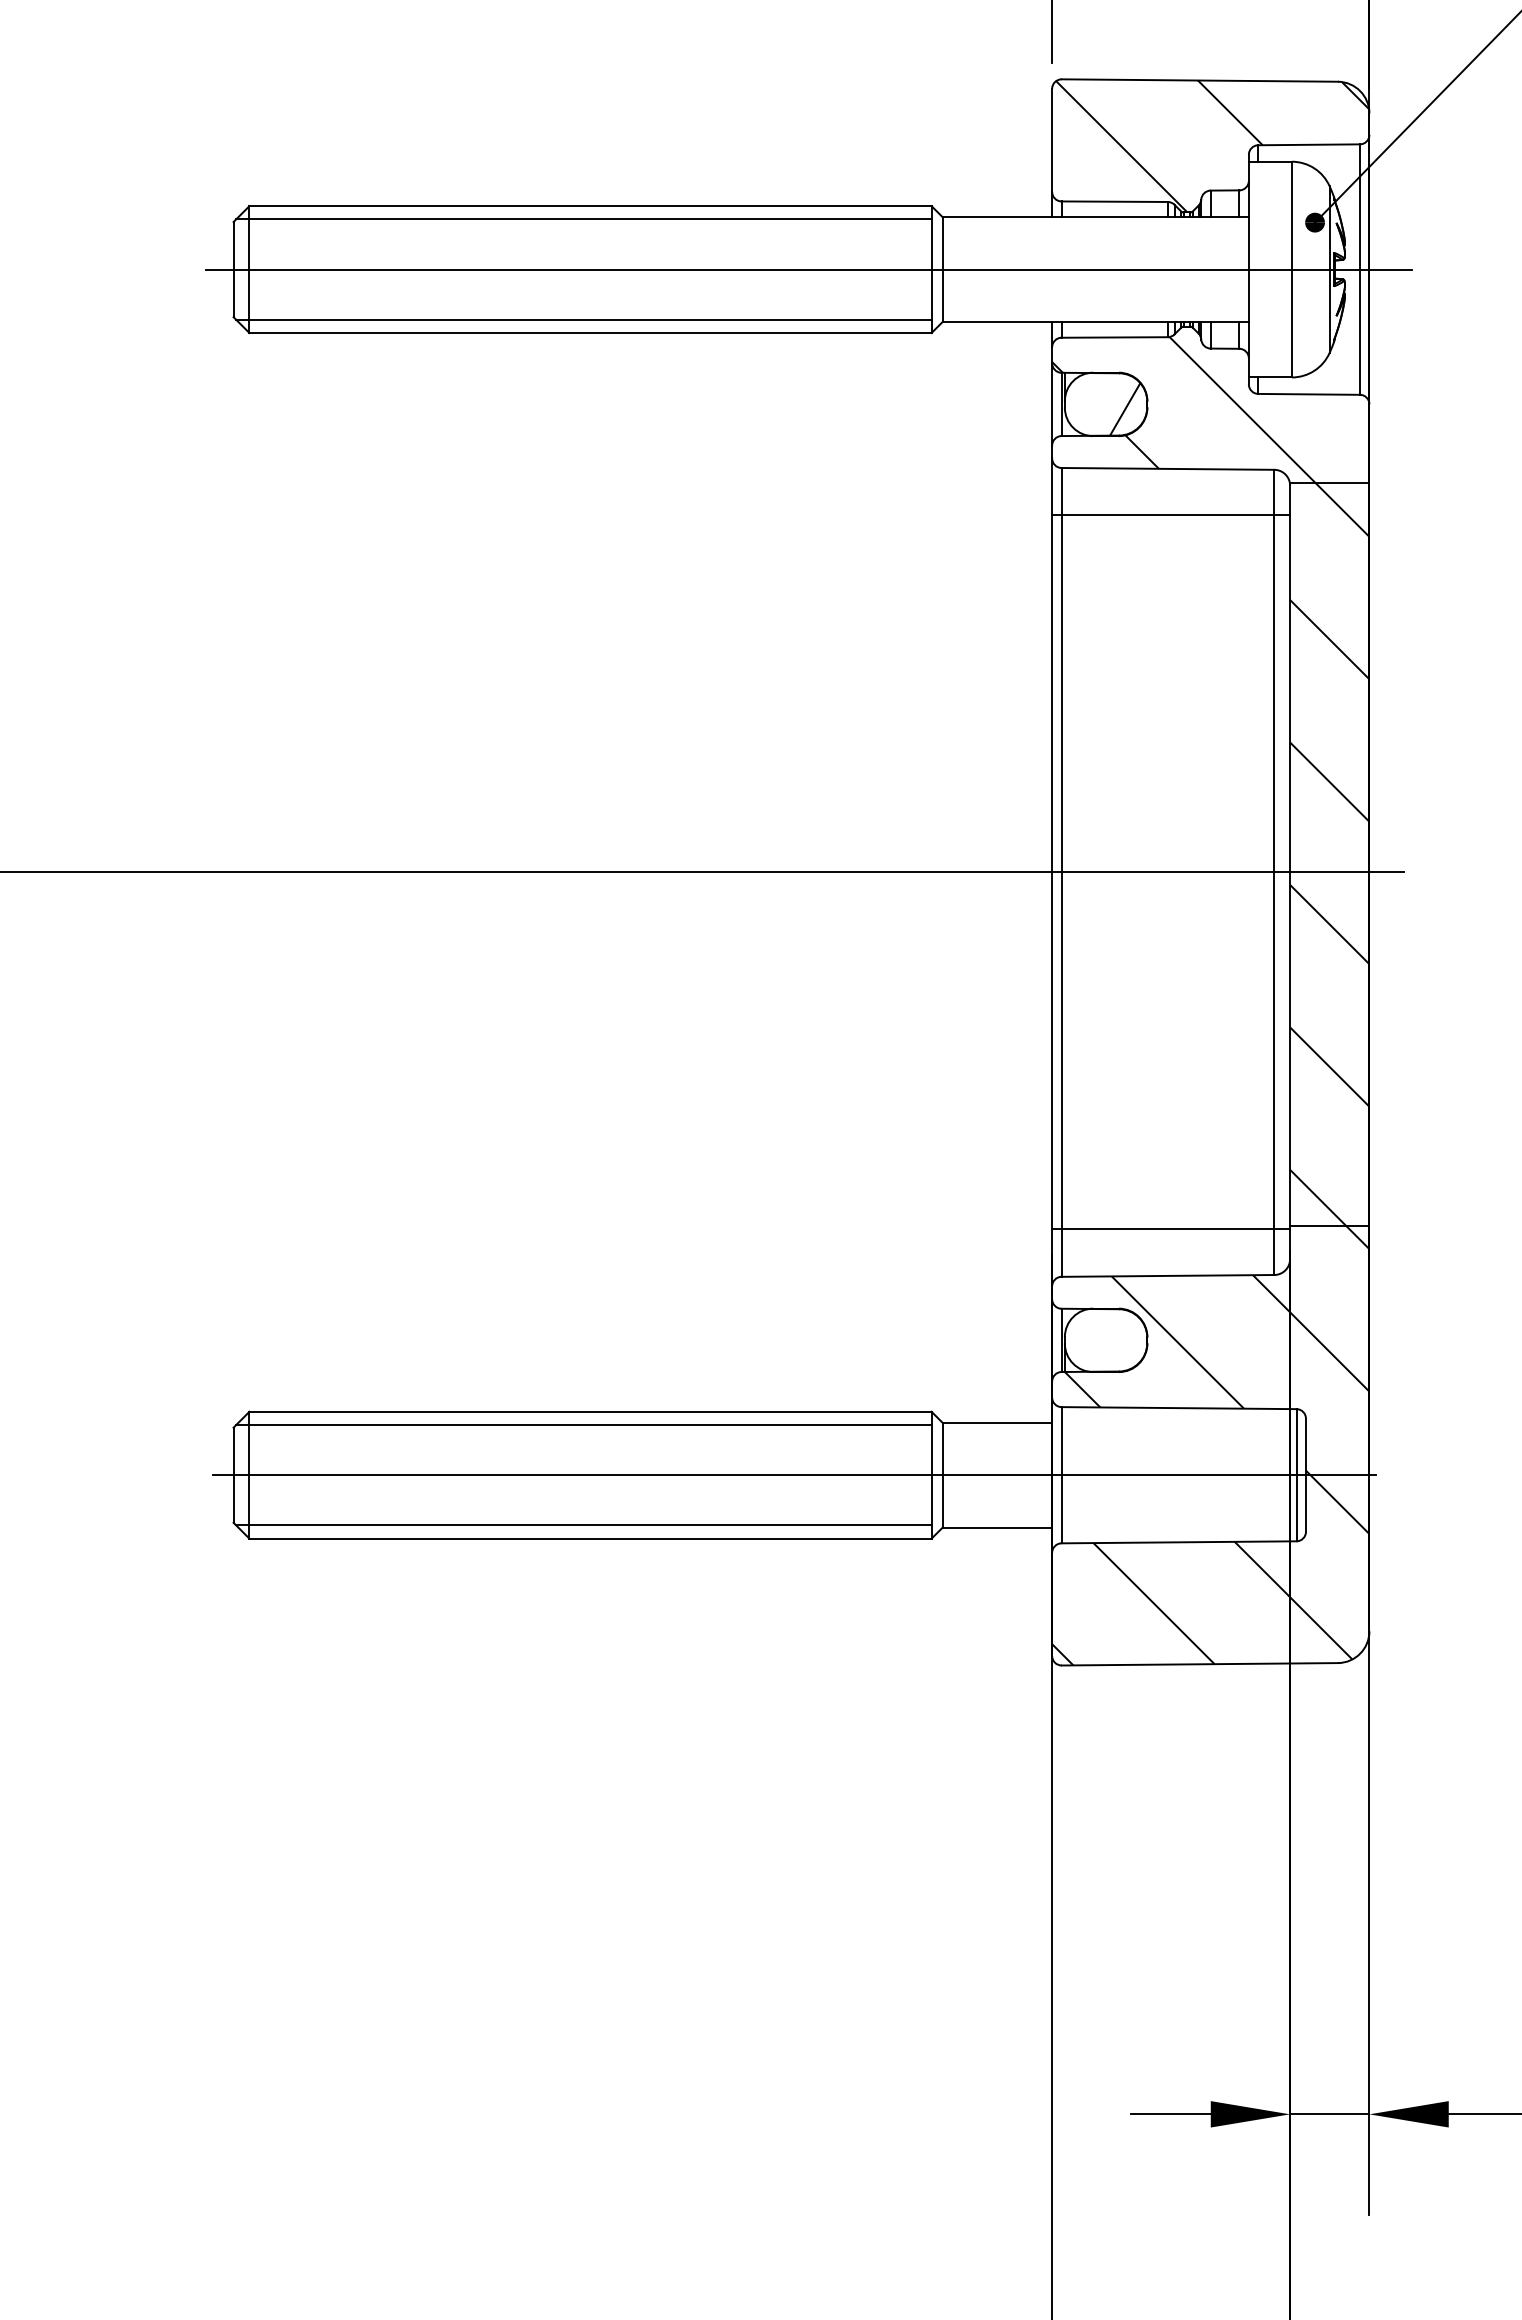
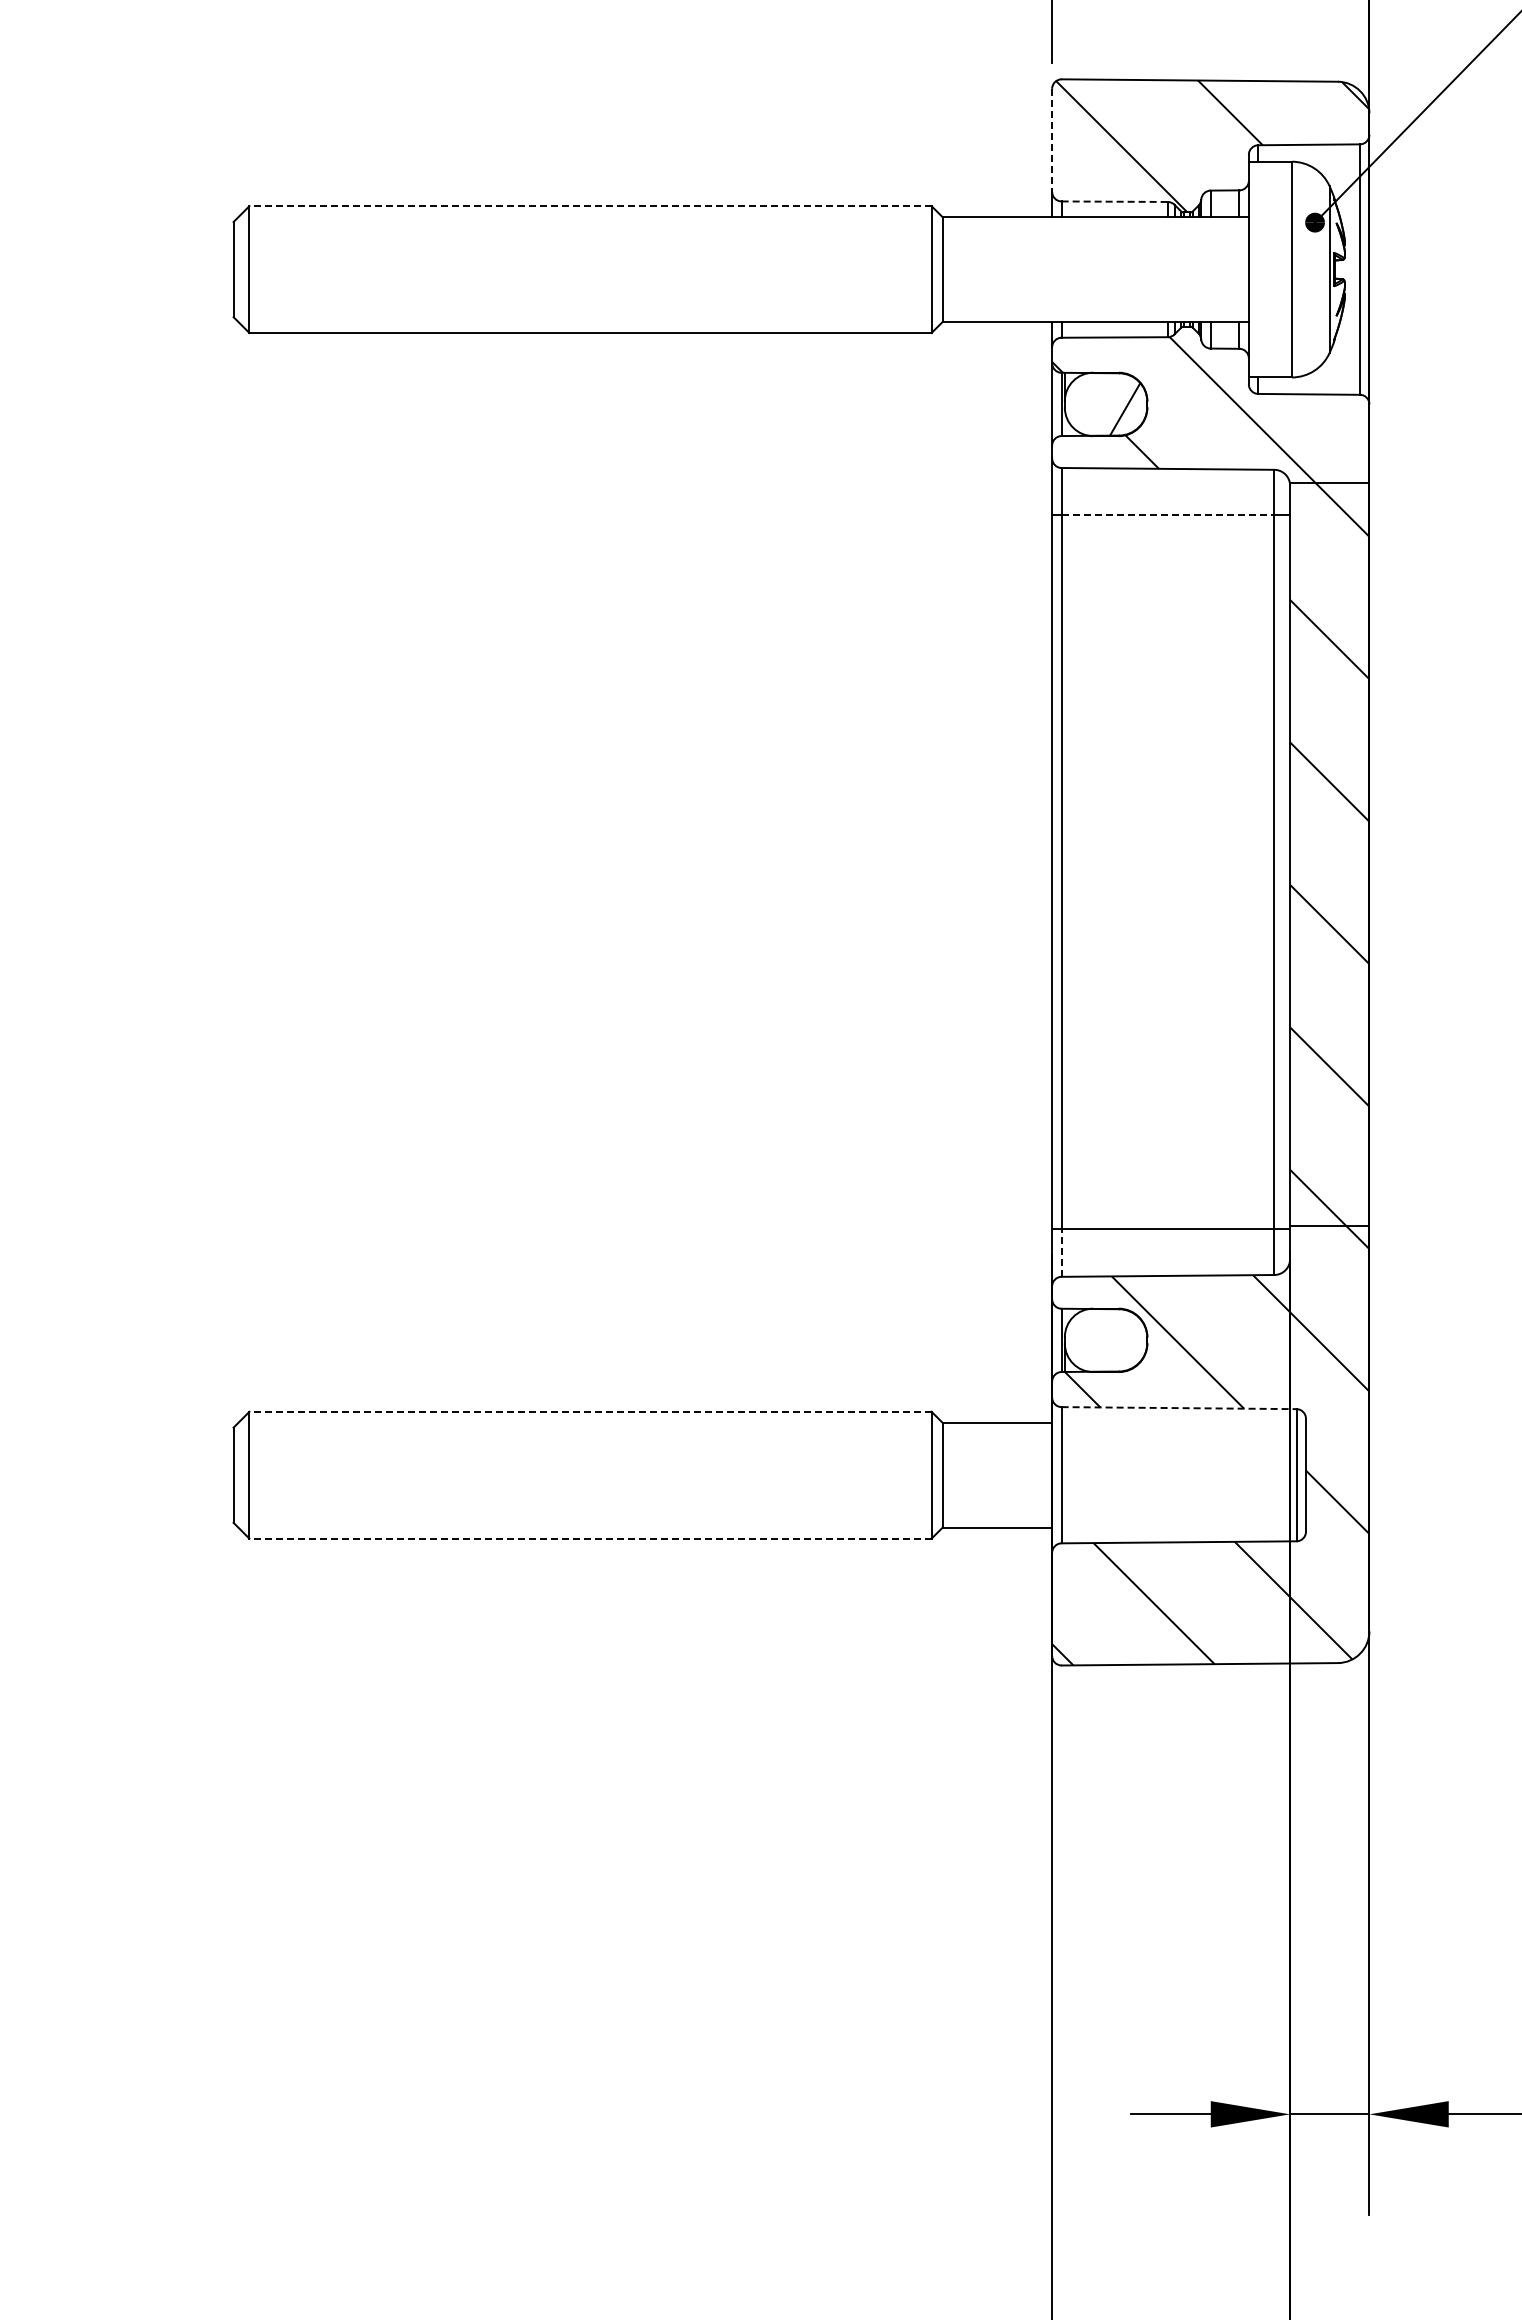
line: solid -> dashed (1052, 140)
line: solid -> dashed (1115, 201)
line: solid -> dashed (590, 206)
line: present -> none (583, 219)
line: present -> none (808, 269)
line: present -> none (583, 319)
line: solid -> dashed (1168, 515)
line: present -> none (703, 872)
line: solid -> dashed (1061, 1253)
line: solid -> dashed (1179, 1408)
line: solid -> dashed (590, 1411)
line: present -> none (583, 1425)
line: present -> none (794, 1475)
line: present -> none (583, 1525)
line: solid -> dashed (590, 1538)
